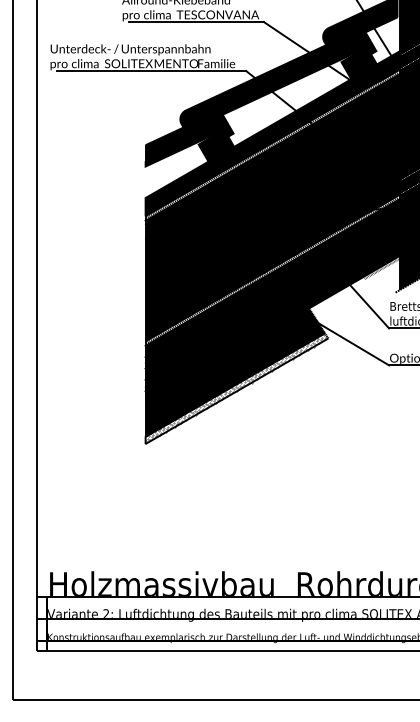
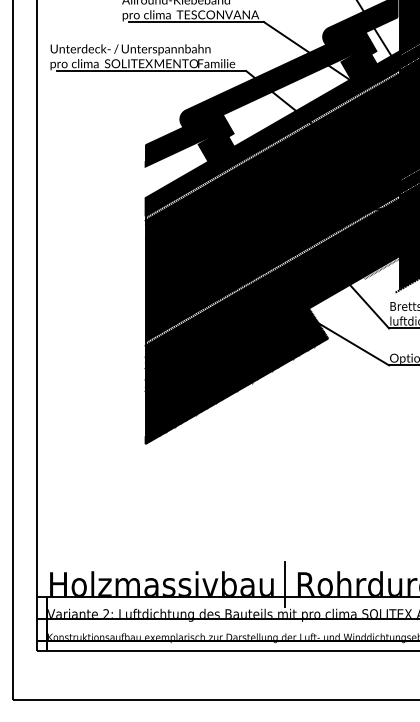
fill: none -> present (236, 388)
line: none -> present (285, 584)
